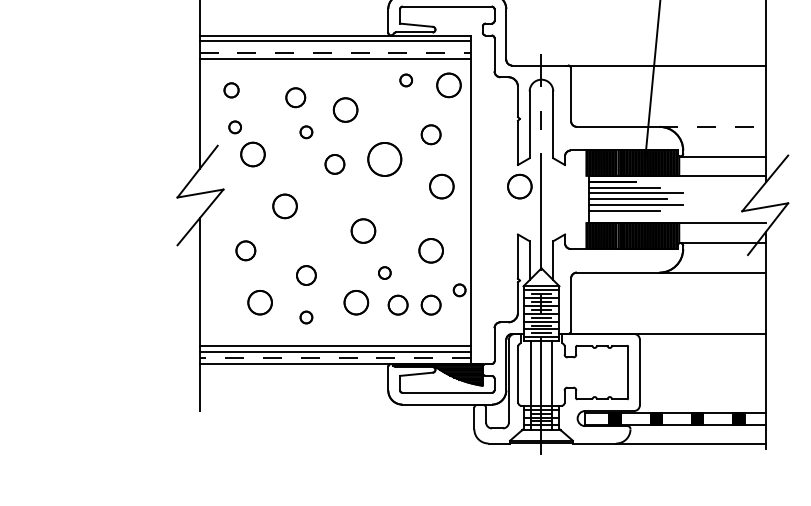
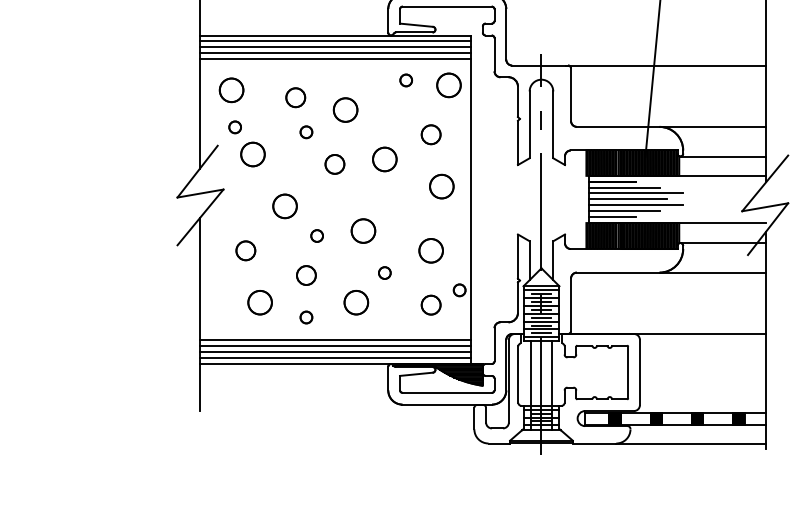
line: none -> present (334, 47)
line: dashed -> solid (335, 53)
part size: 17x17 px -> 27x27 px (231, 90)
line: dashed -> solid (713, 126)
part size: 36x35 px -> 26x27 px (384, 159)
part: present -> none (519, 186)
line: none -> present (612, 217)
circle: none -> present (316, 235)
part: present -> none (397, 304)
line: none -> present (334, 340)
line: dashed -> solid (335, 357)
